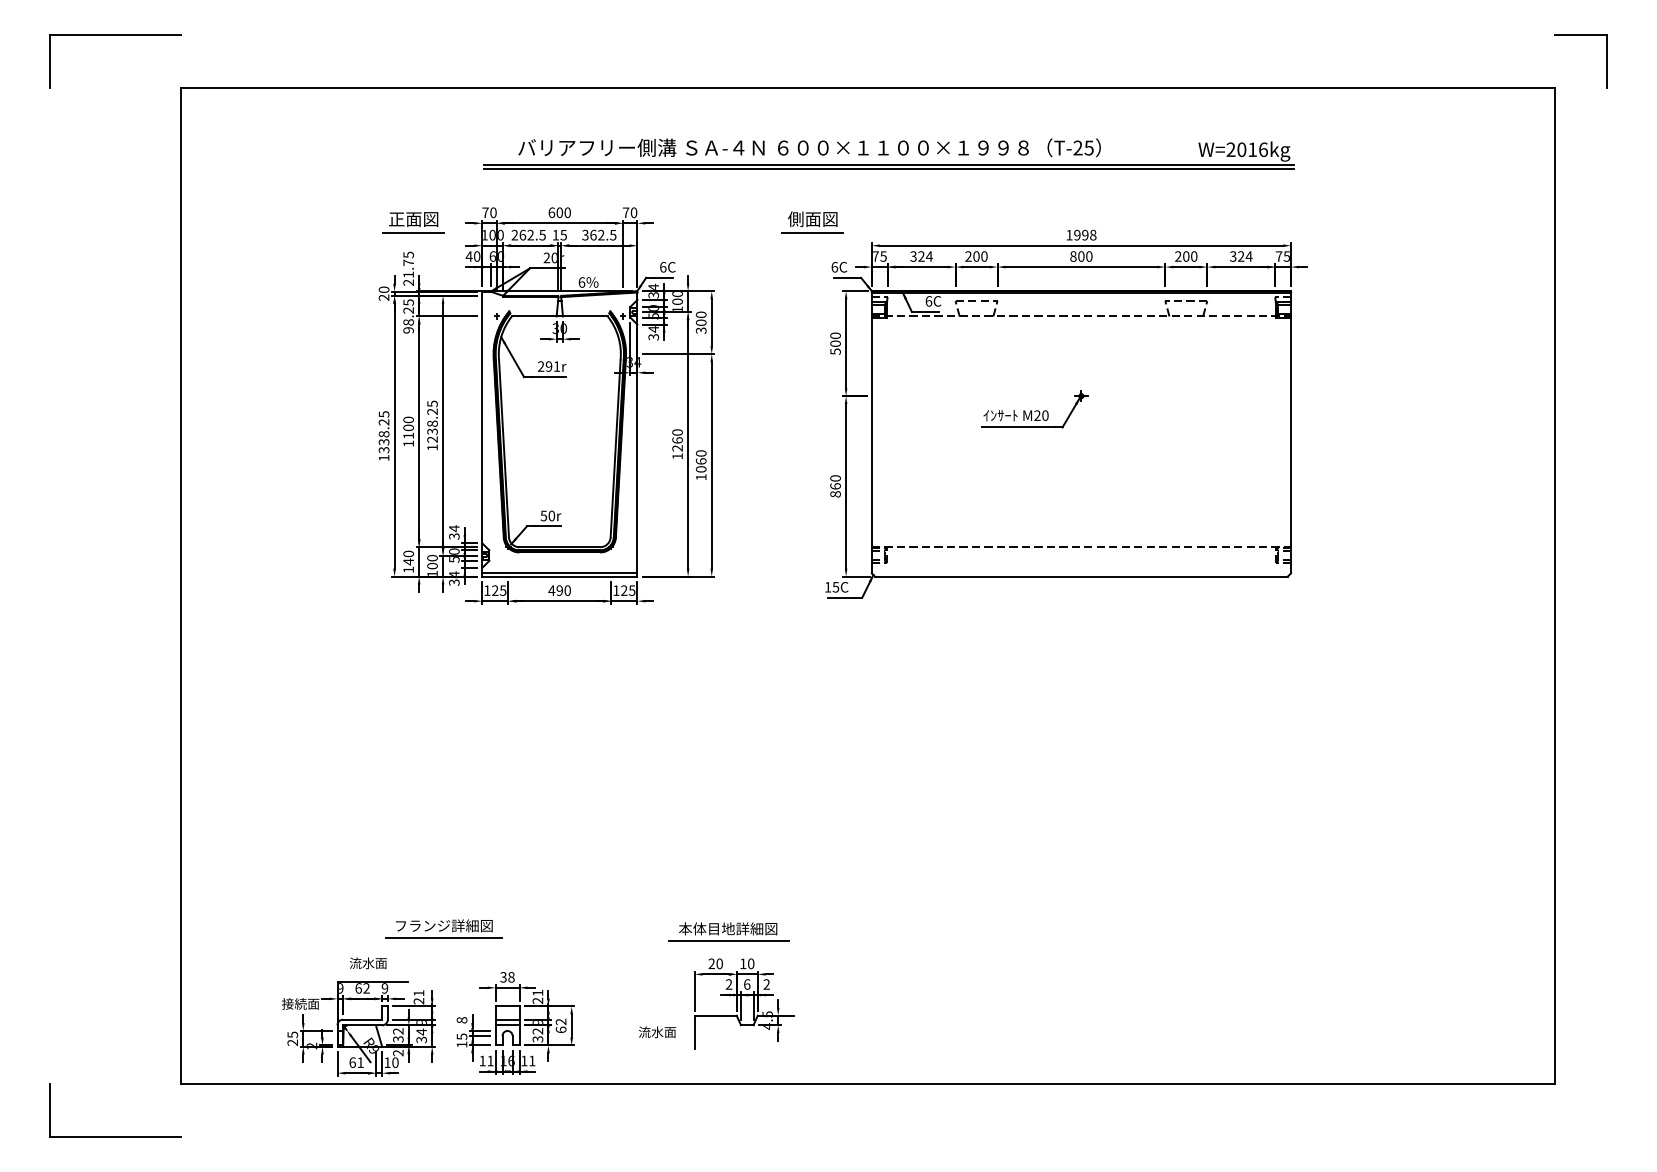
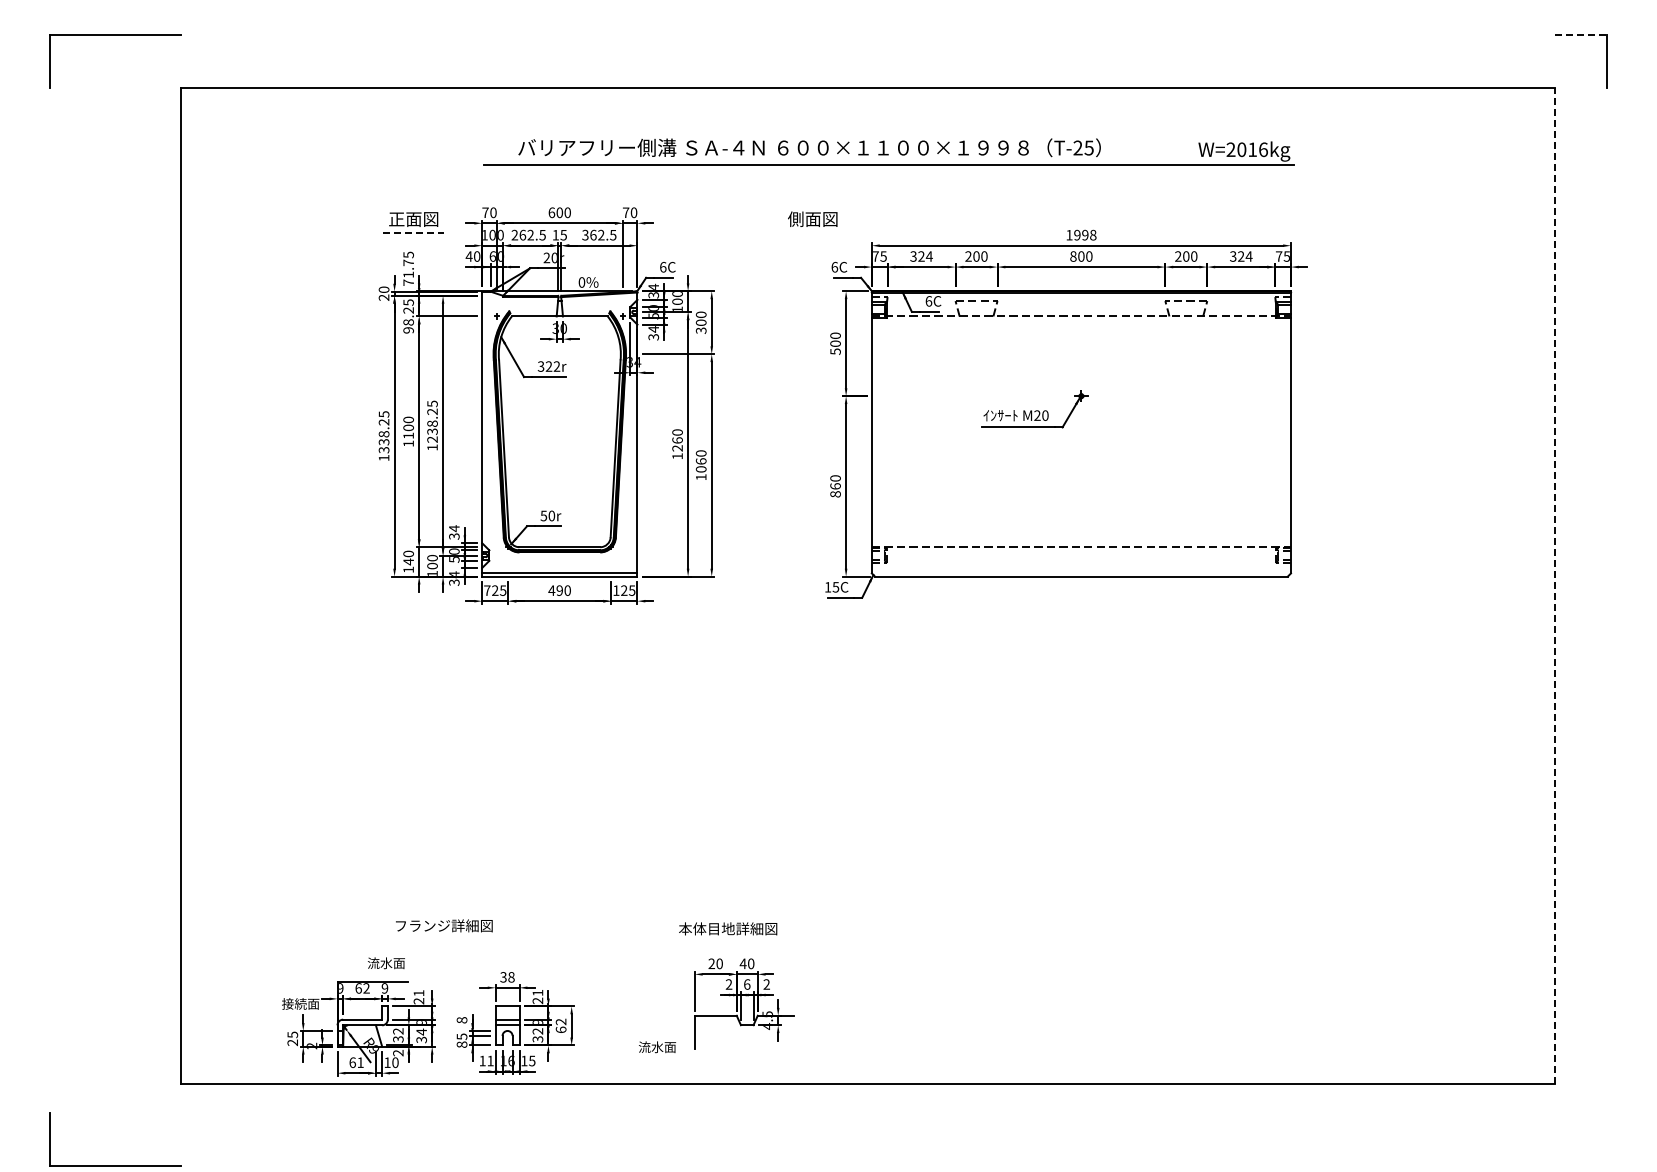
line: solid -> dashed (1581, 35)
line: present -> none (889, 169)
line: solid -> dashed (413, 232)
line: present -> none (812, 232)
text: 21.75 -> 71.75 (408, 282)
text: 6% -> 0% (581, 282)
text: 291r -> 322r (548, 366)
line: solid -> dashed (1554, 585)
text: 125 -> 725 (487, 590)
line: present -> none (443, 938)
line: present -> none (728, 941)
text position: (368, 963) -> (386, 963) (386, 963)
text: 10 -> 40 (742, 963)
text position: (657, 1032) -> (657, 1047) (657, 1047)
text: 15 -> 85 (461, 1044)
text: 11 -> 15 (532, 1060)
part position: (115, 1136) -> (115, 1165) (115, 1165)
